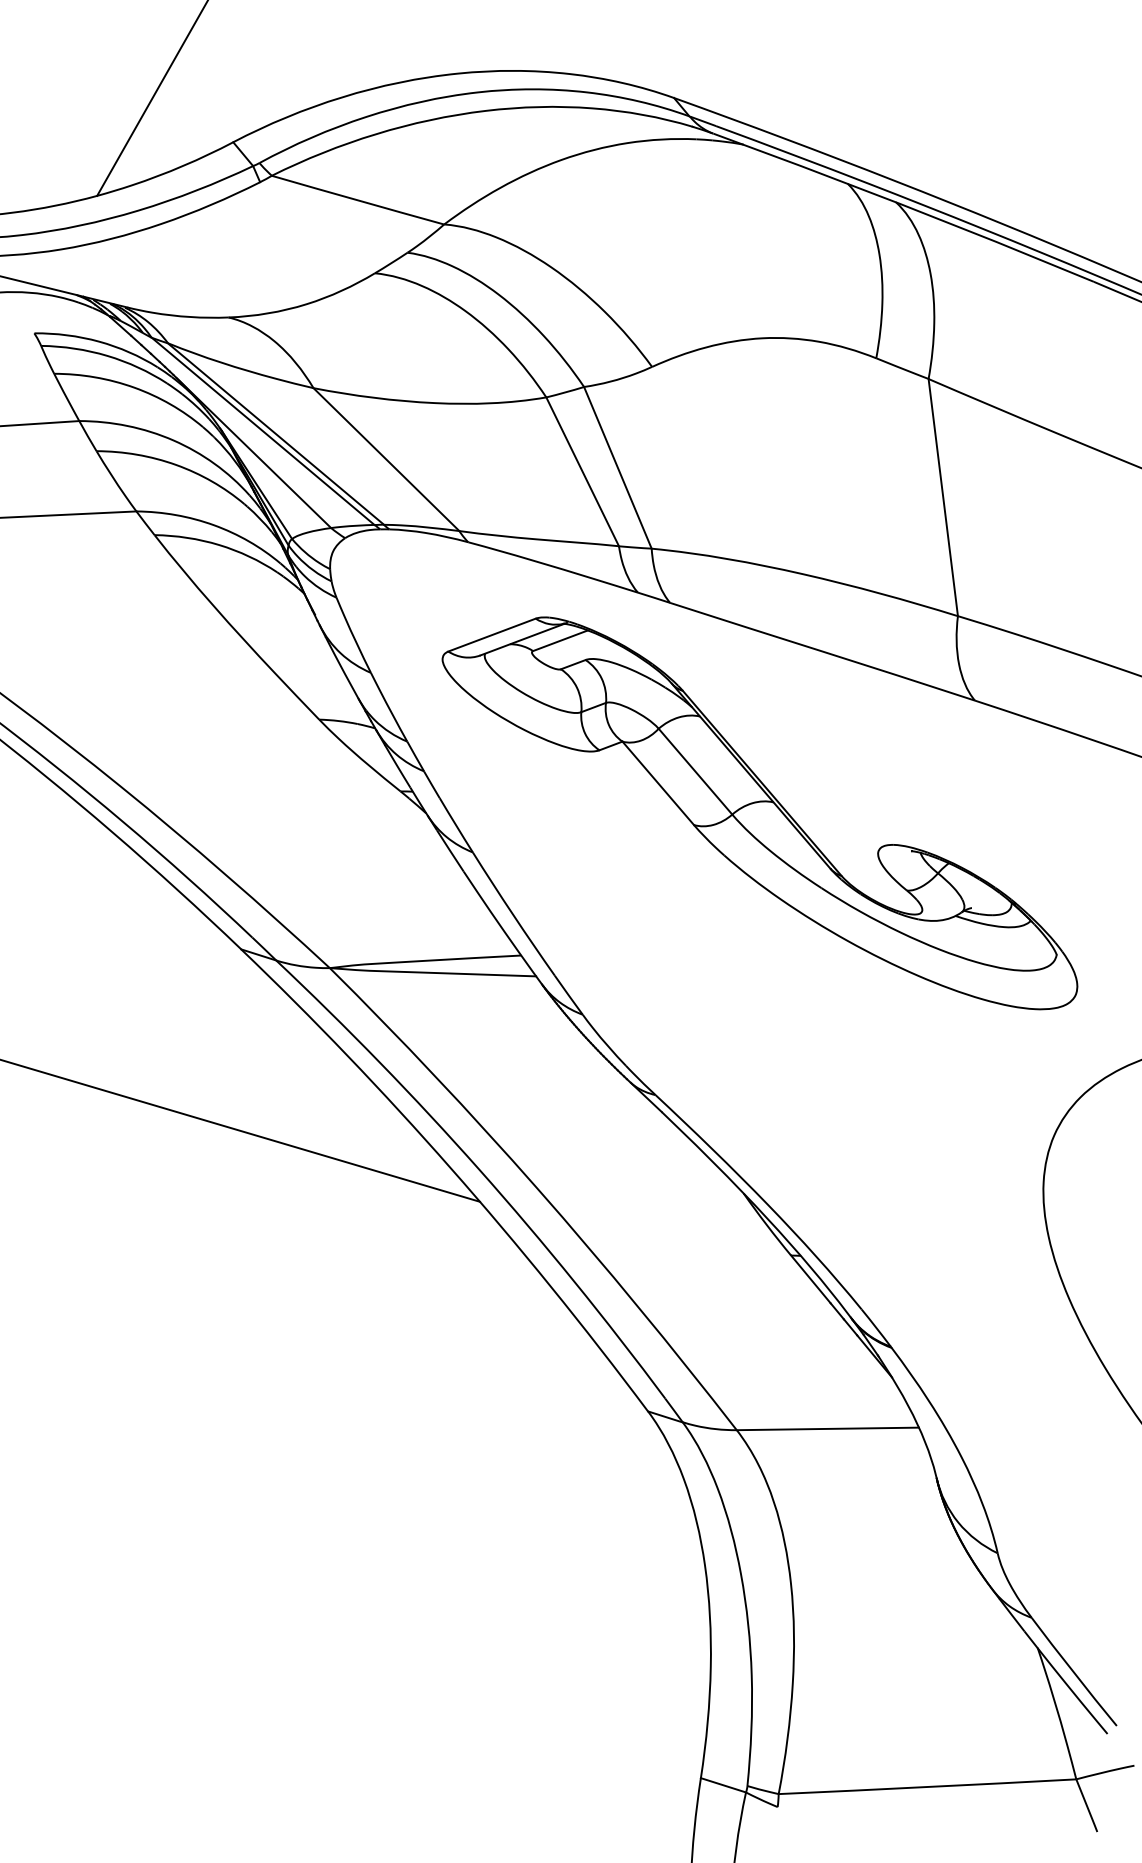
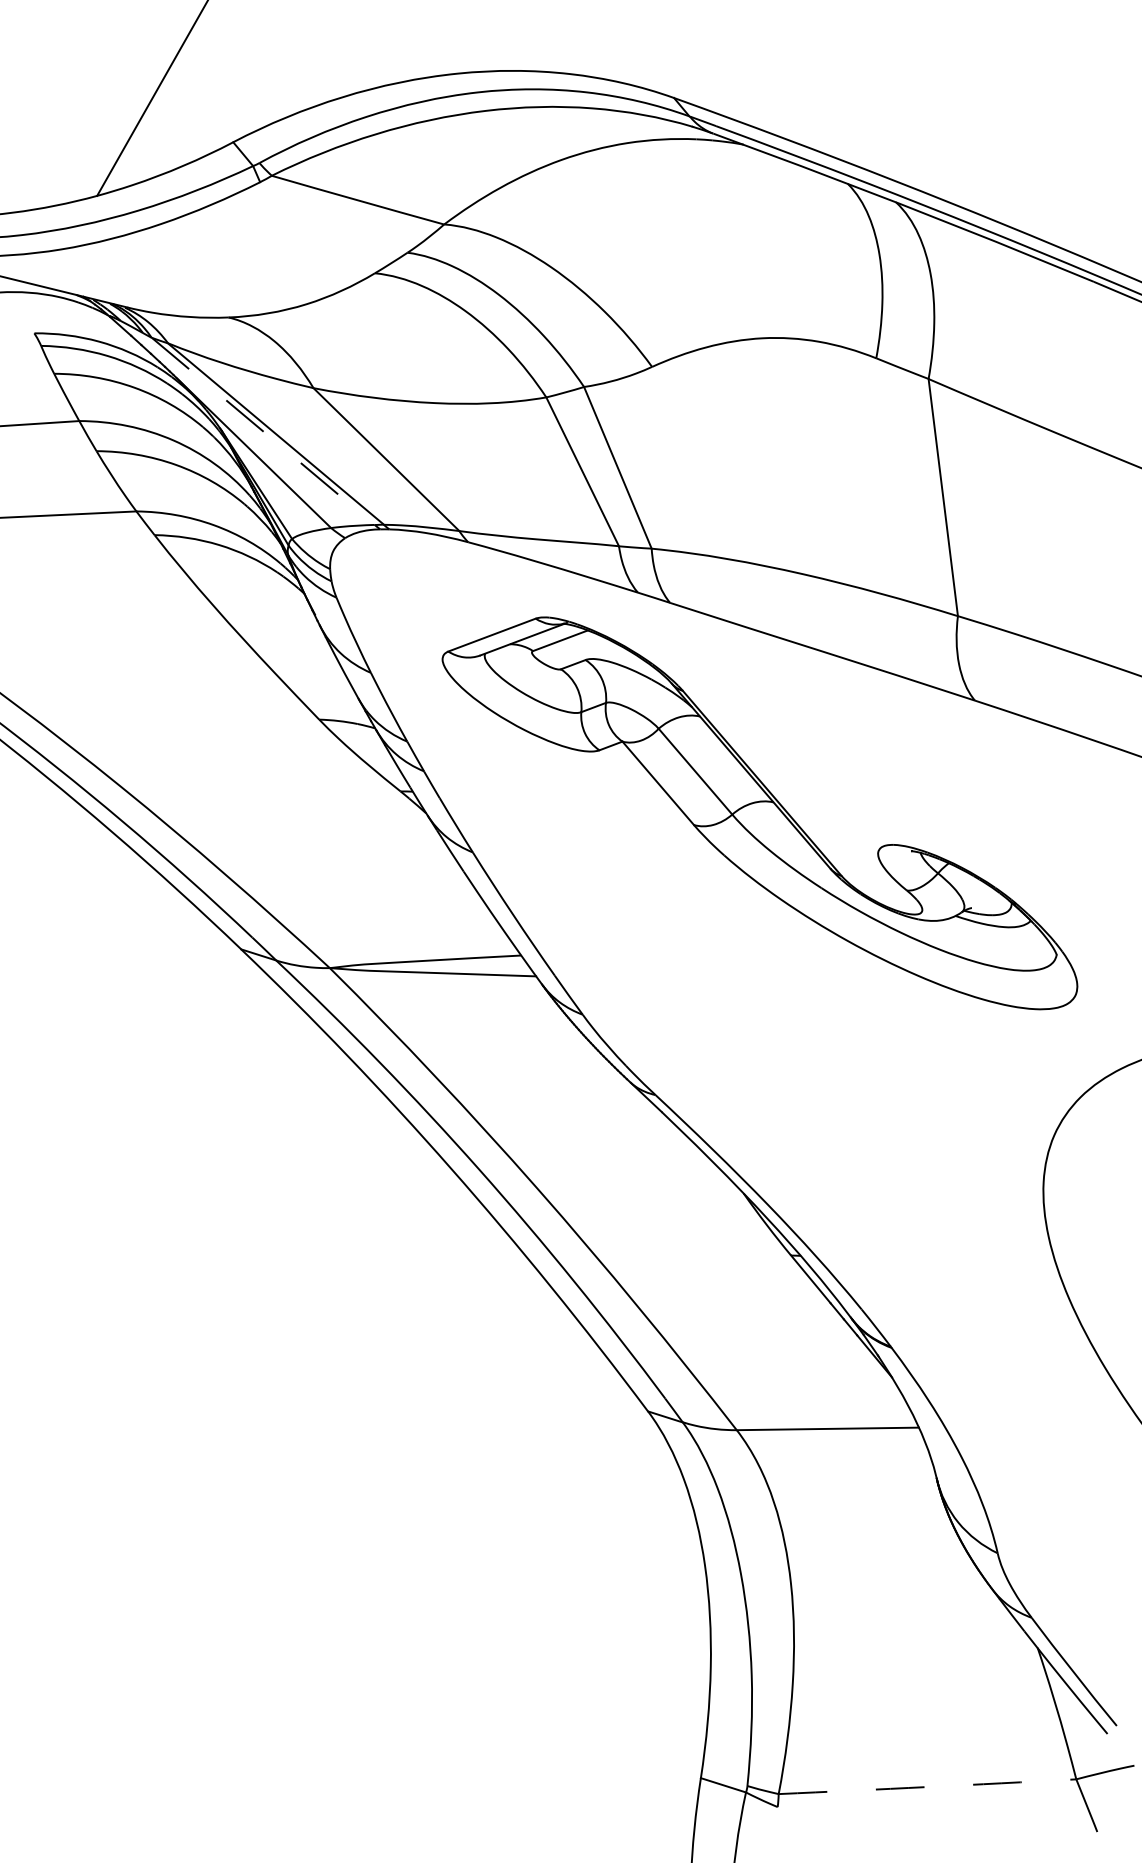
line: solid -> dashed (263, 431)
line: present -> none (240, 1130)
arc: solid -> dashed (927, 1787)
